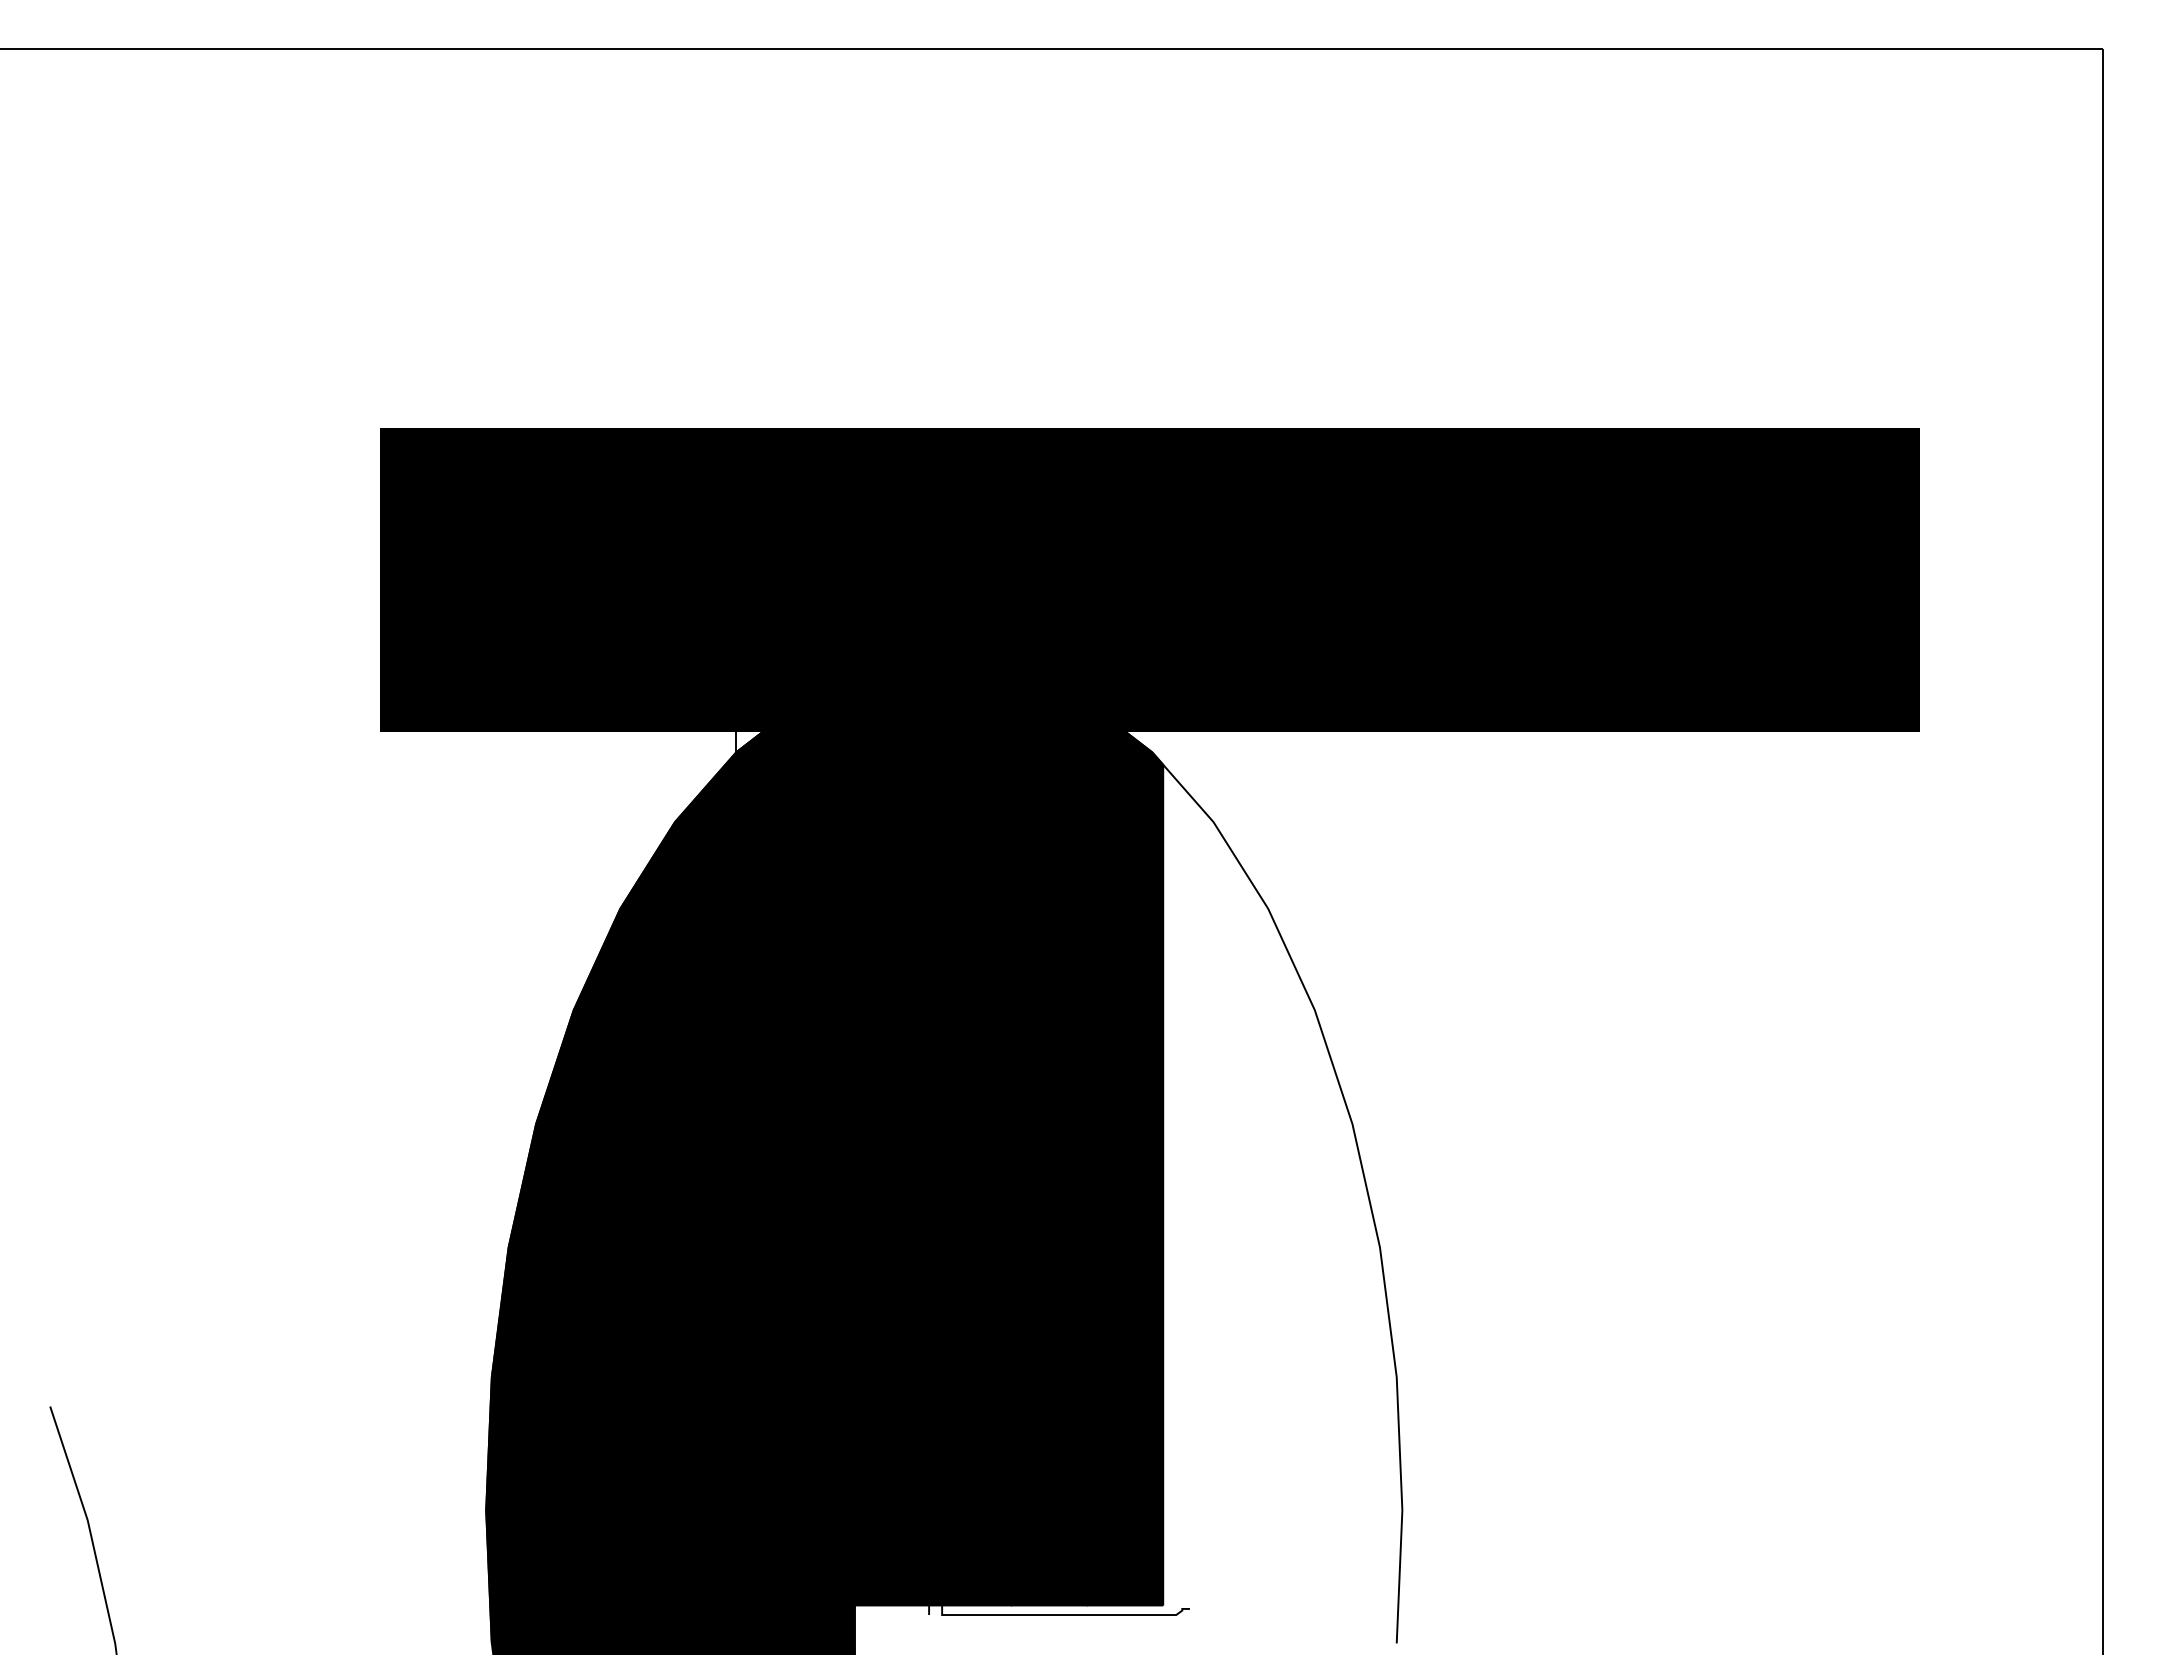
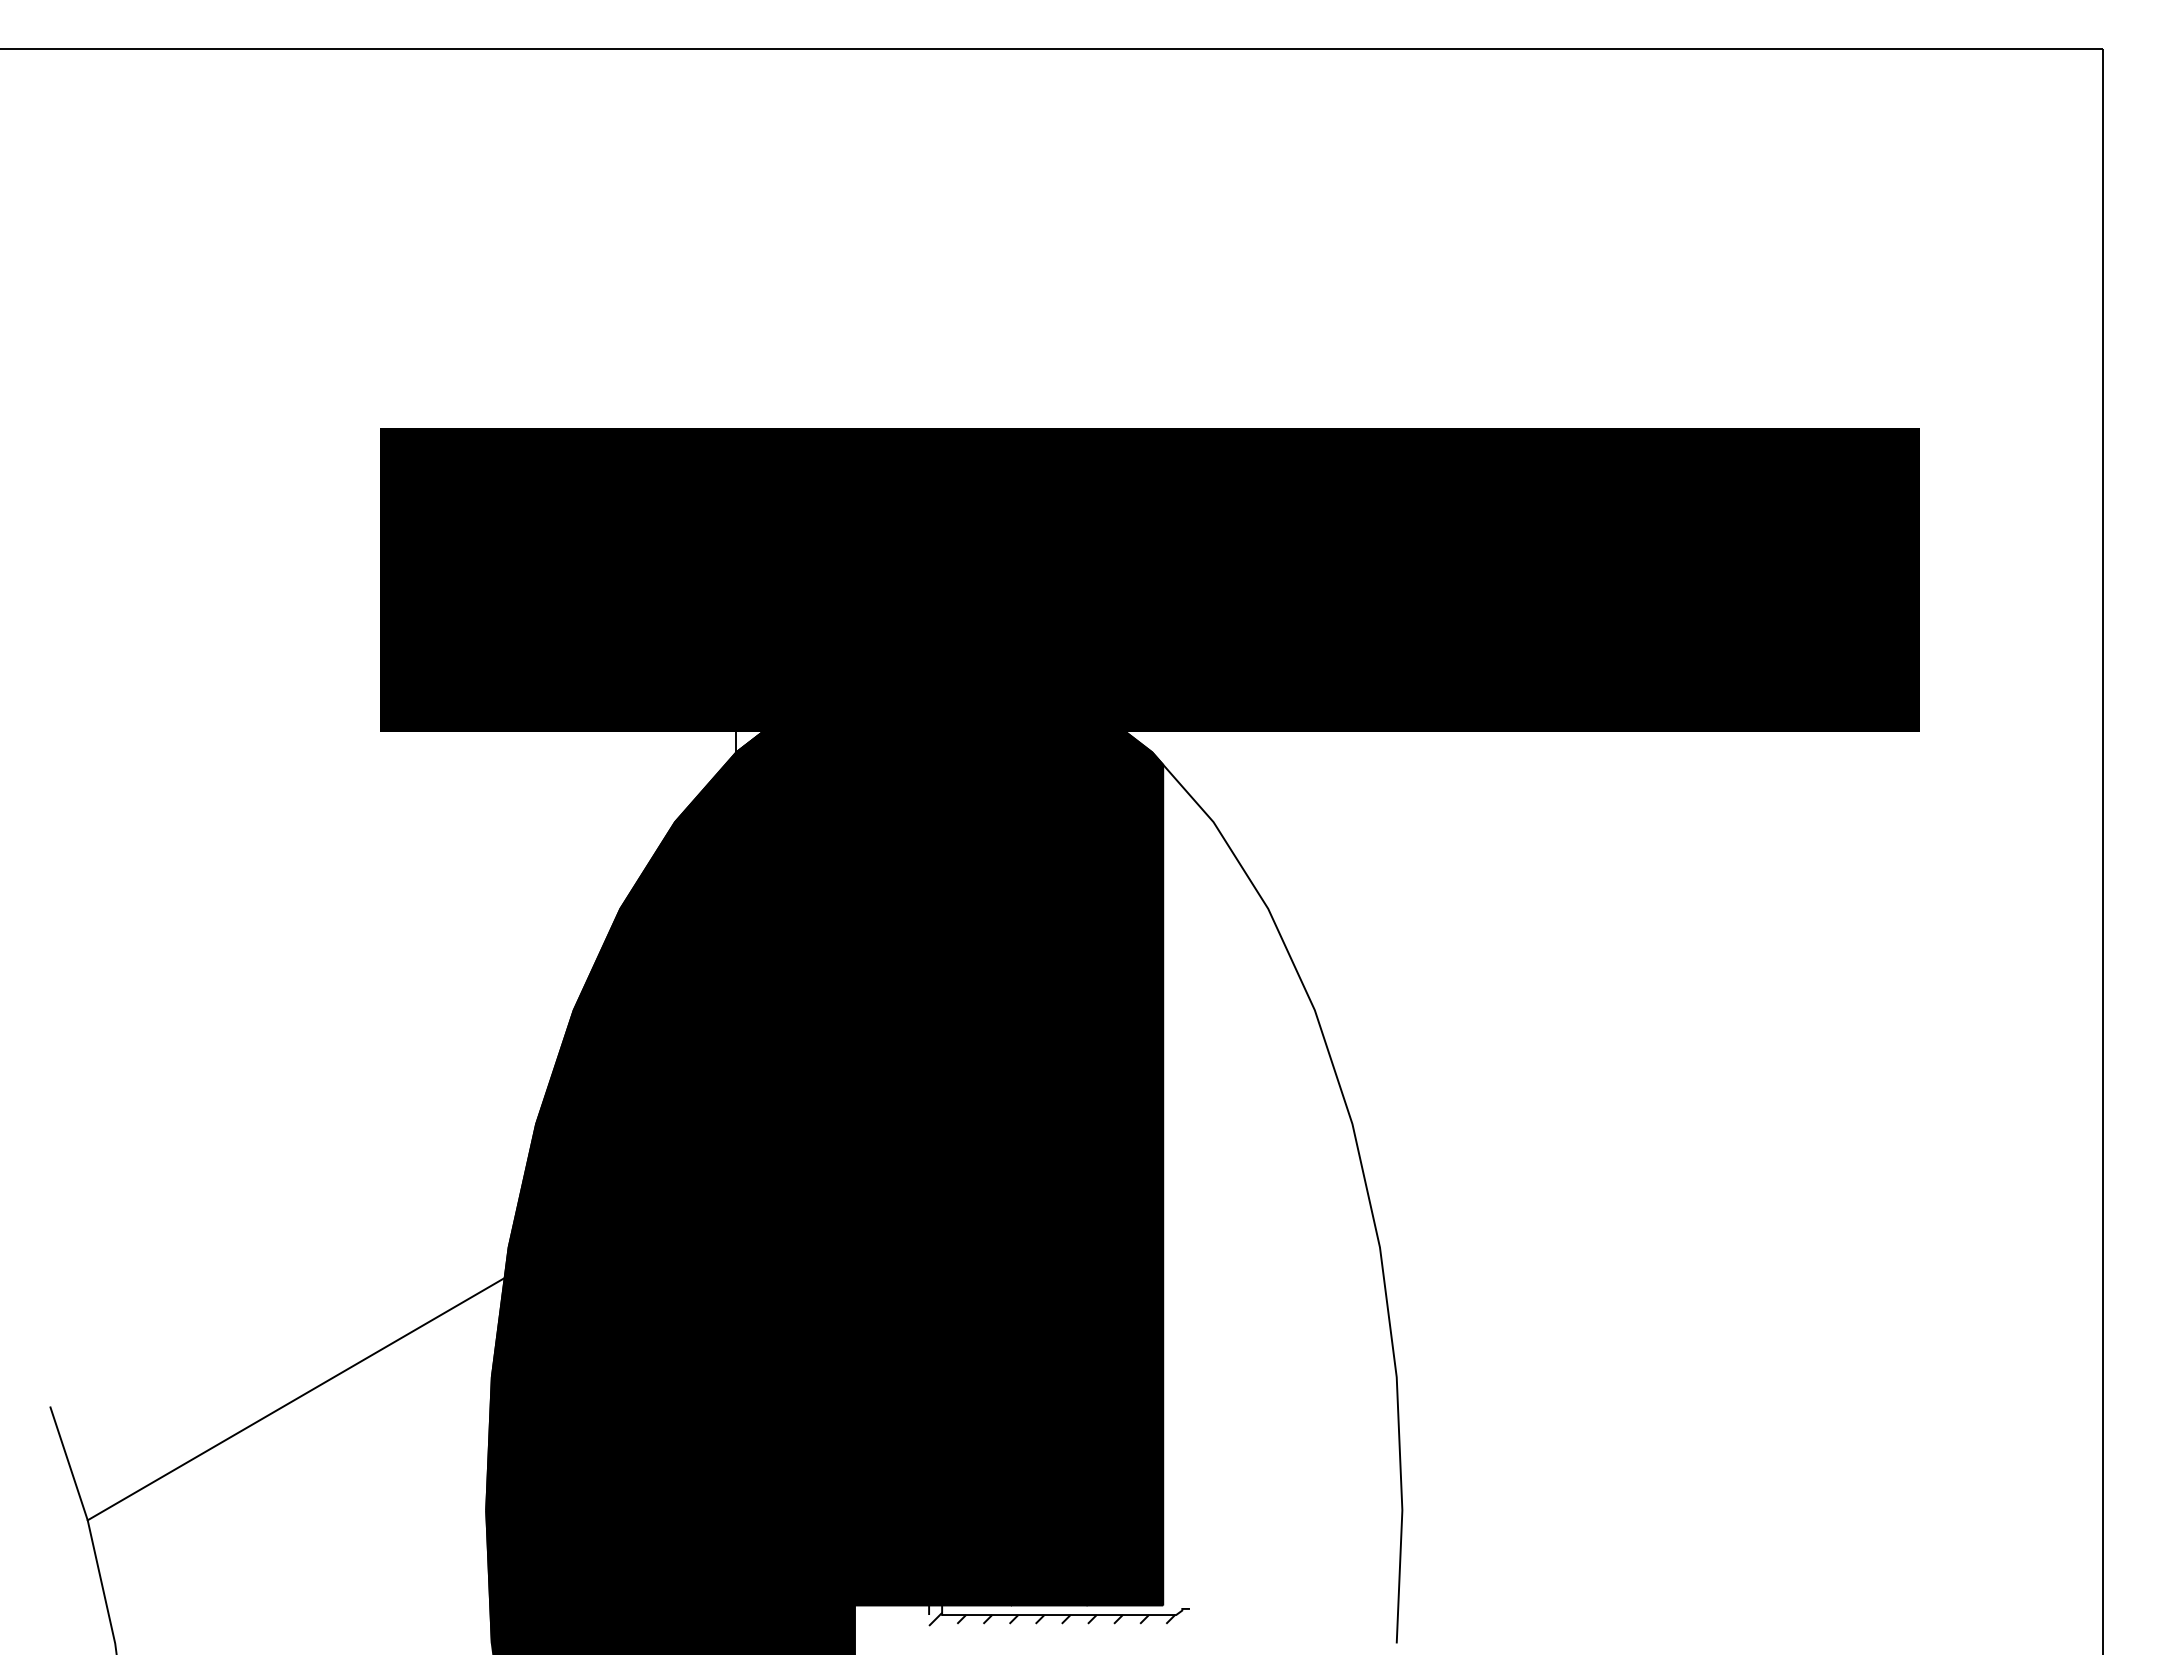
line: none -> present (295, 1399)
hatch: none -> present (1052, 1609)
